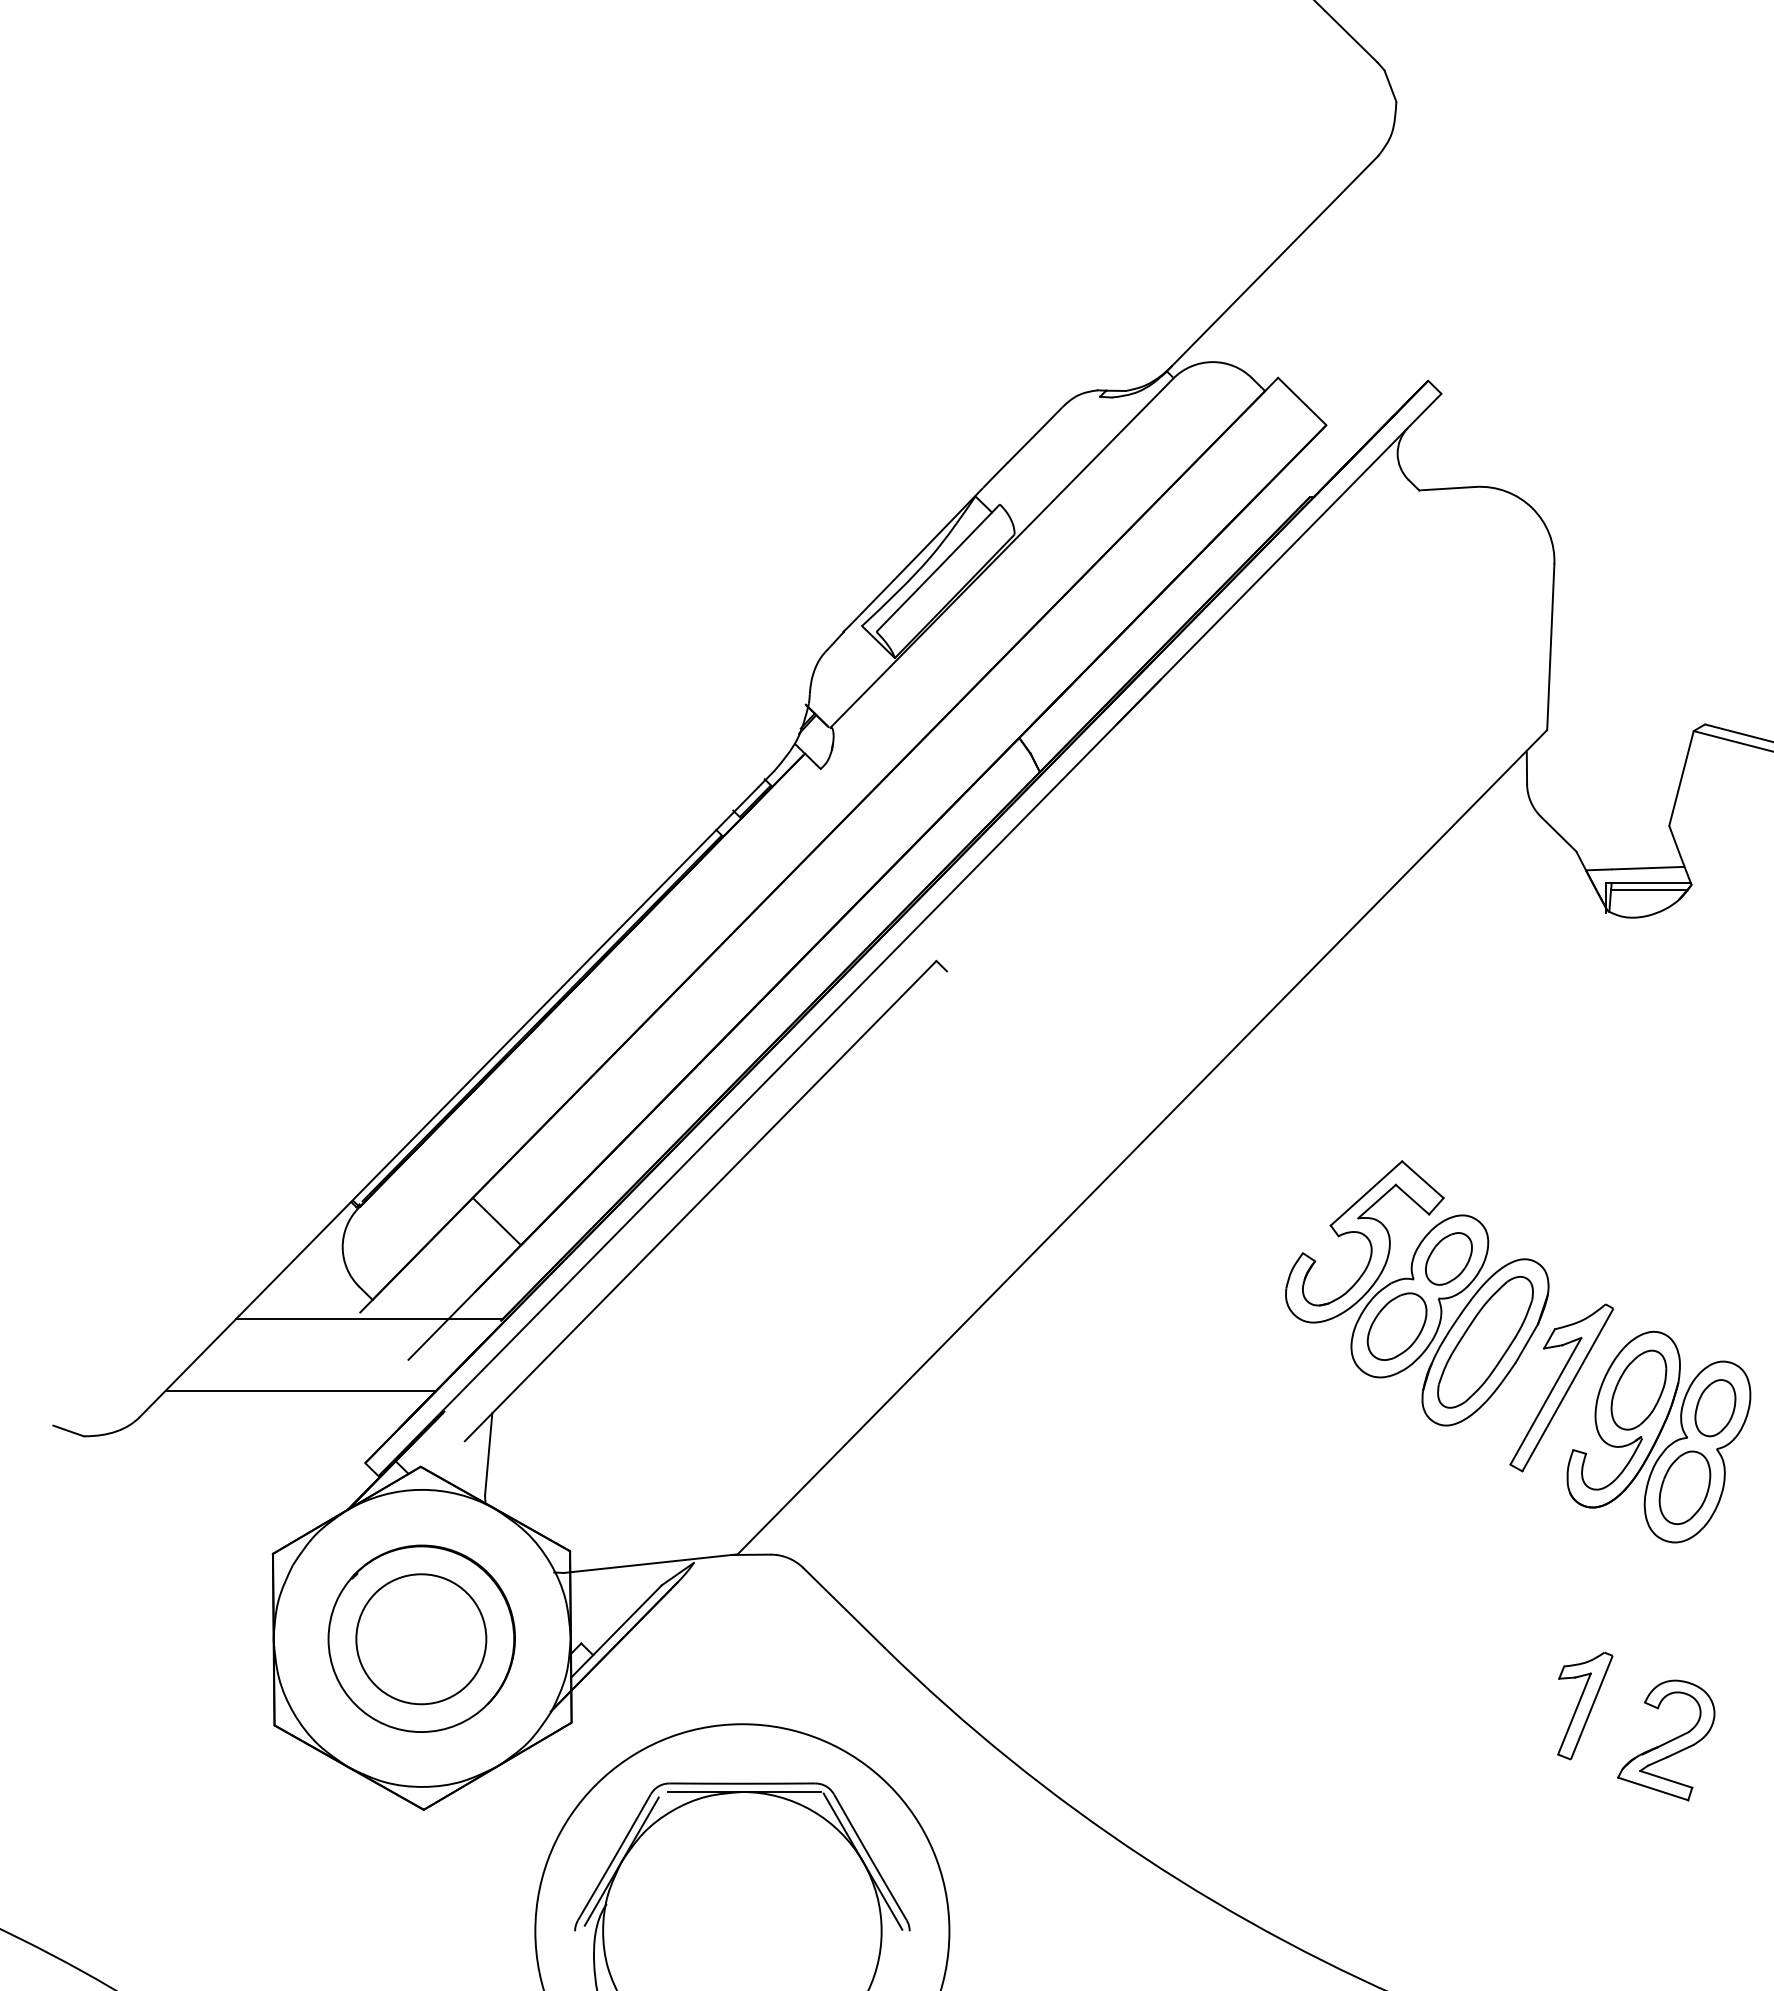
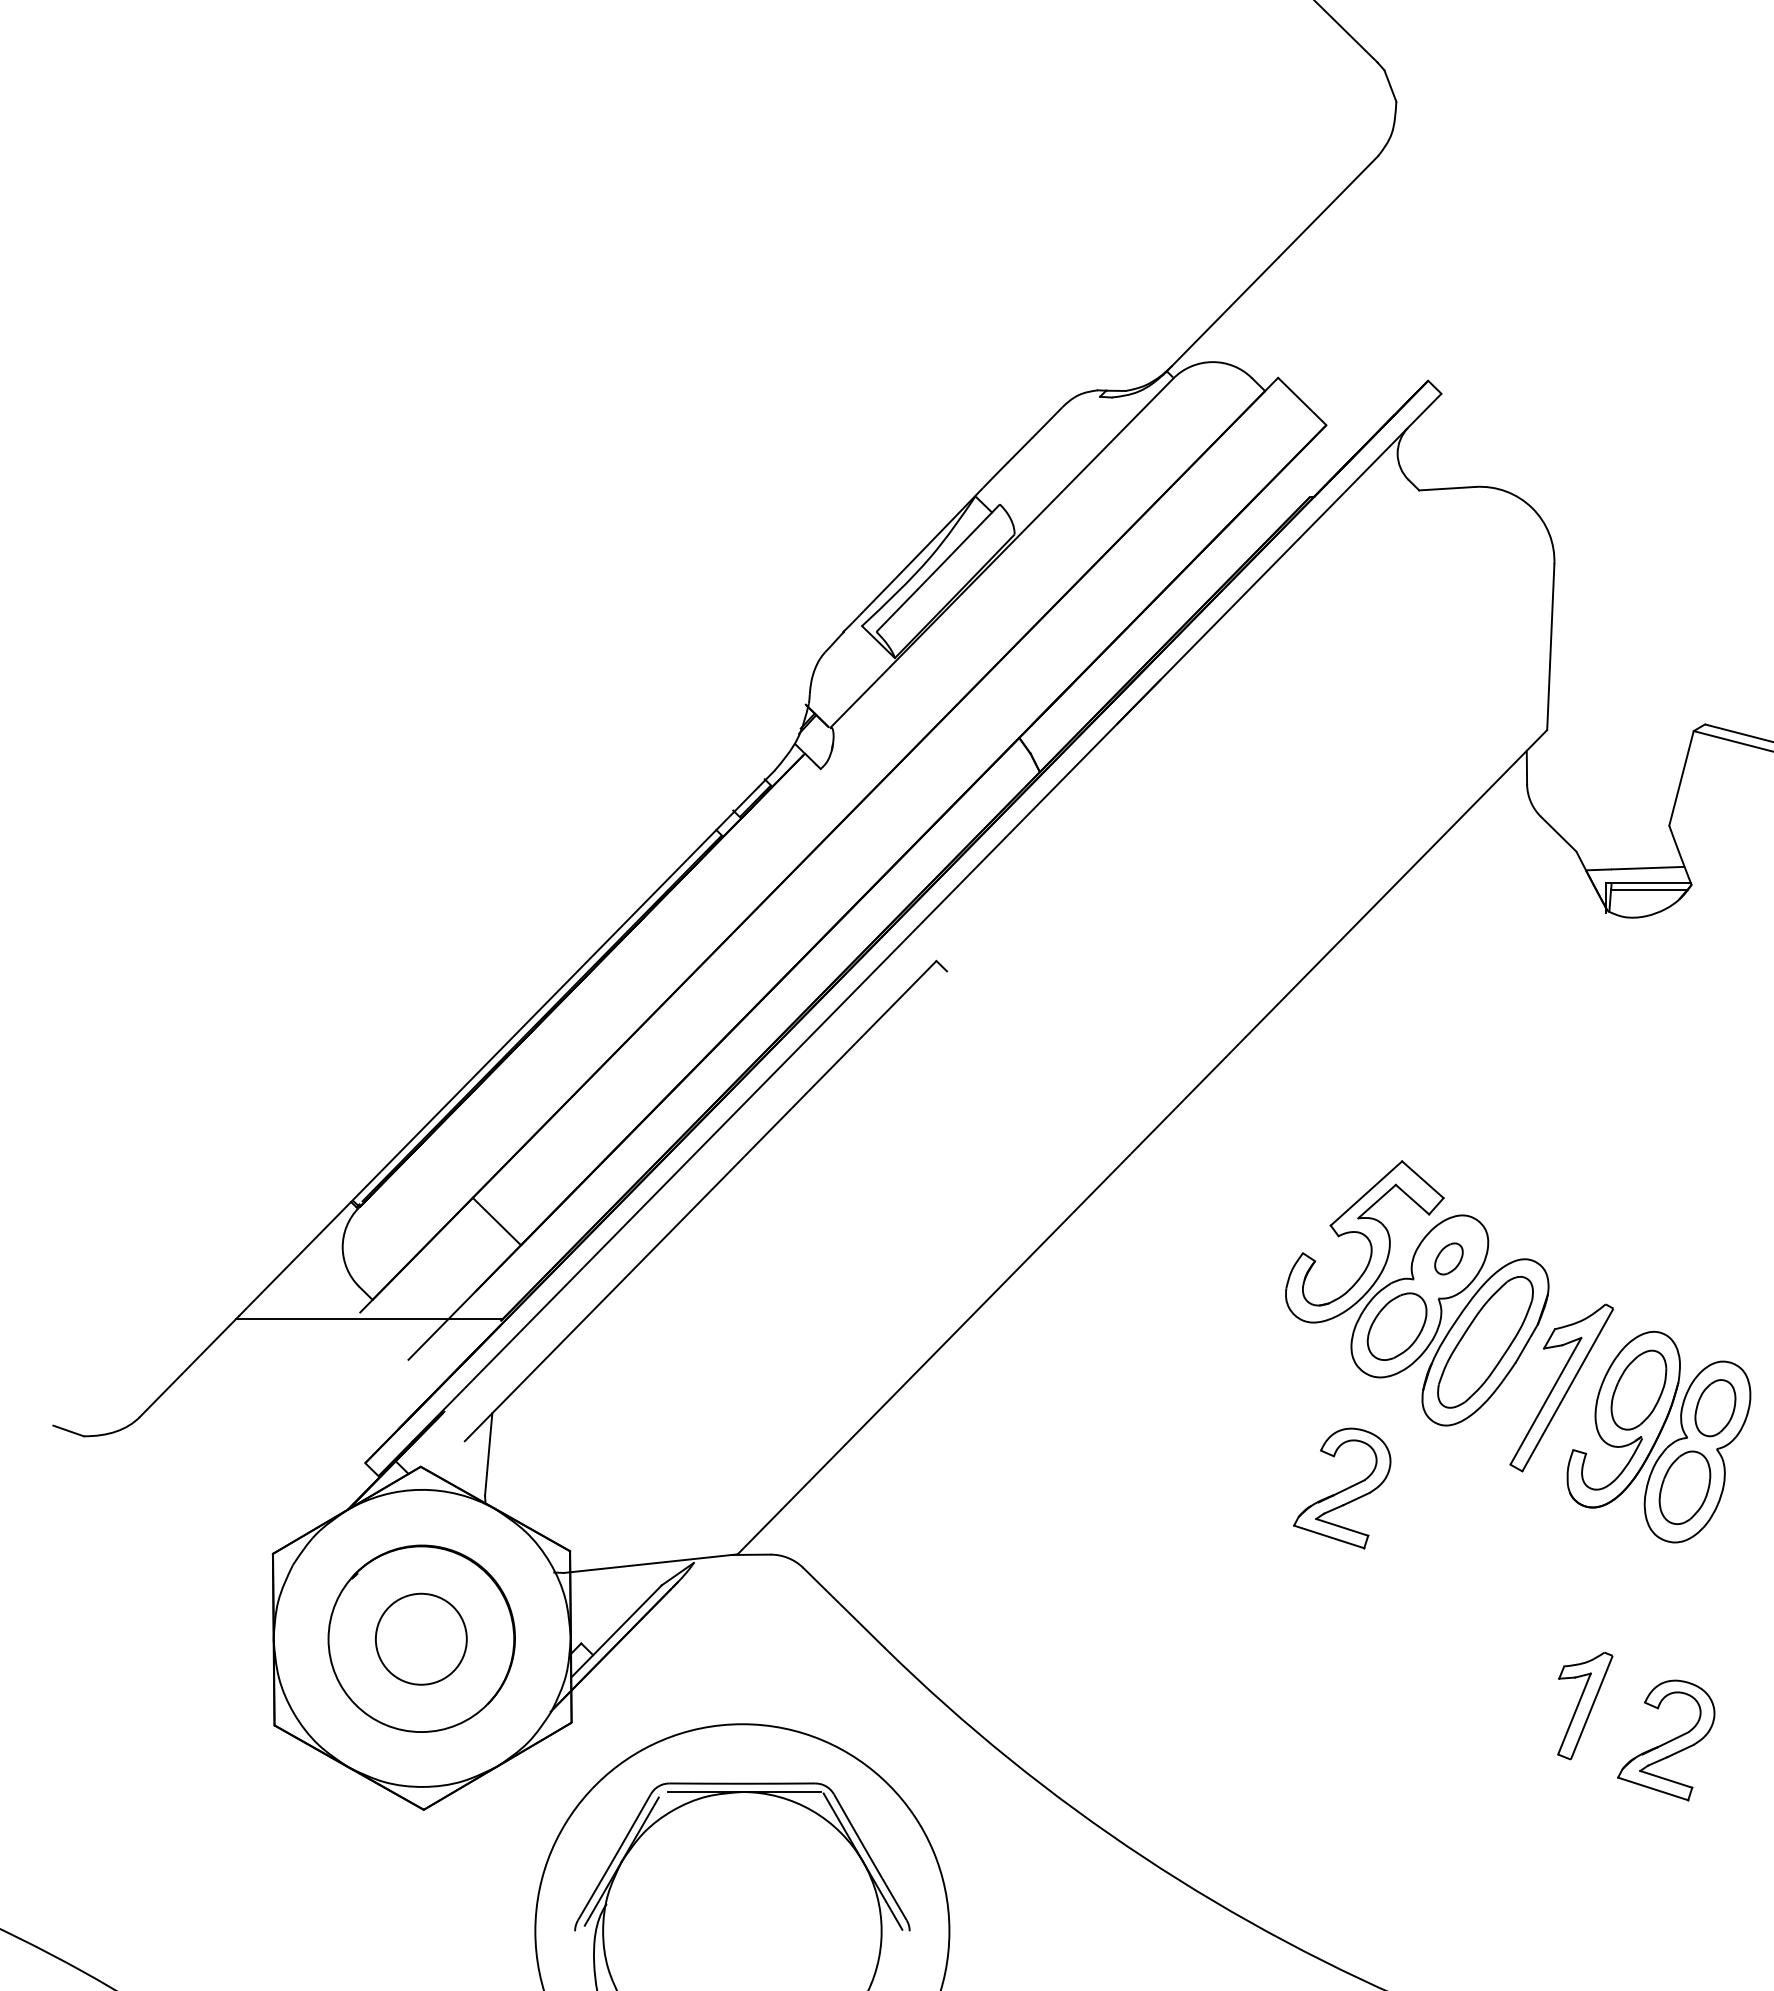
part size: 48x54 px -> 30x34 px (1448, 1258)
line: present -> none (300, 1390)
part: none -> present (1342, 1488)
circle diameter: 130 px -> 91 px (420, 1638)
